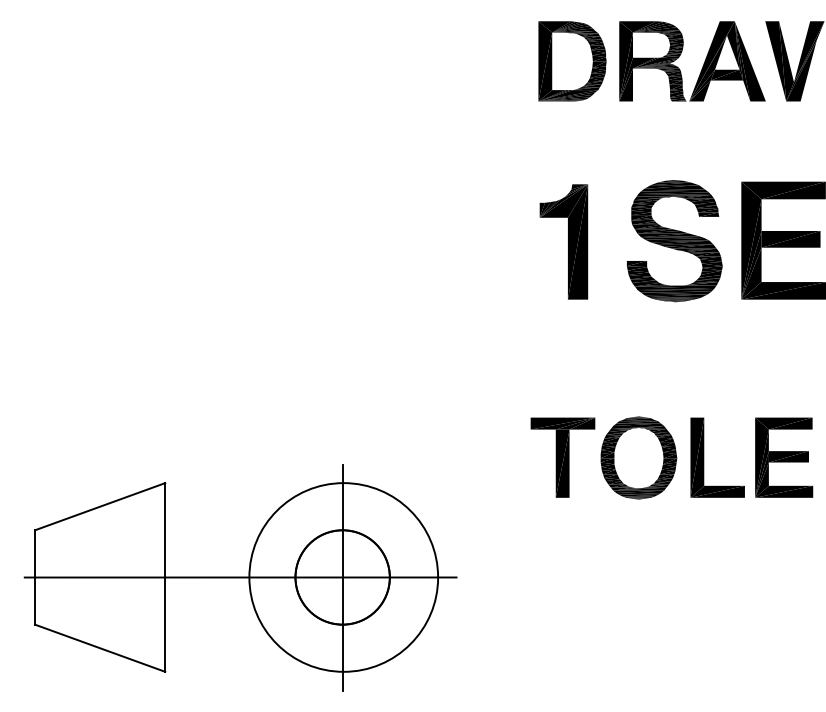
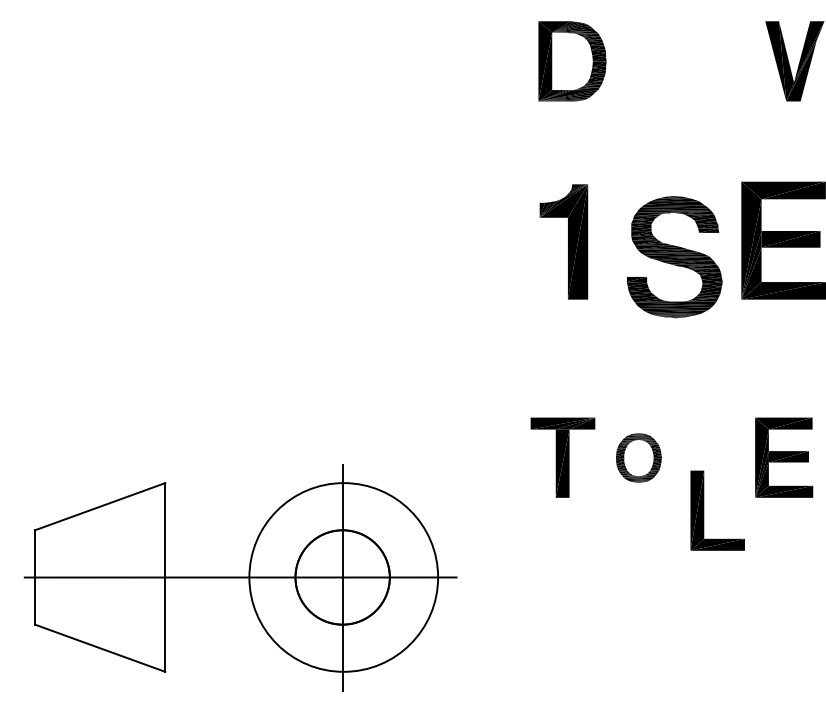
part: present -> none (703, 63)
part position: (674, 241) -> (674, 257) (674, 257)
part size: 78x84 px -> 46x50 px (638, 457)
part position: (704, 457) -> (704, 510) (704, 510)
